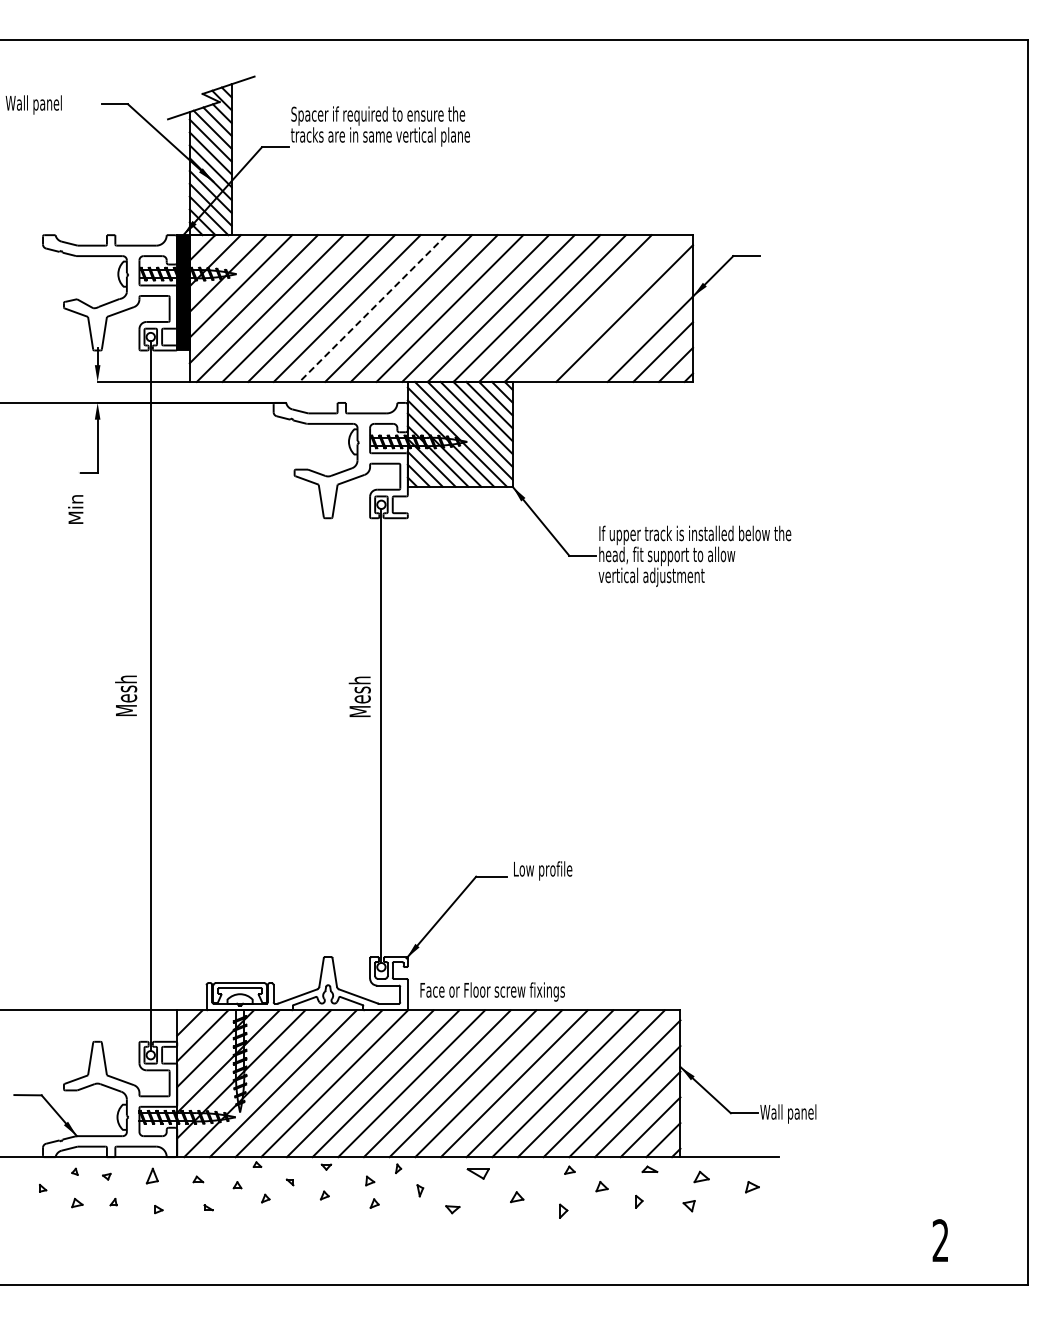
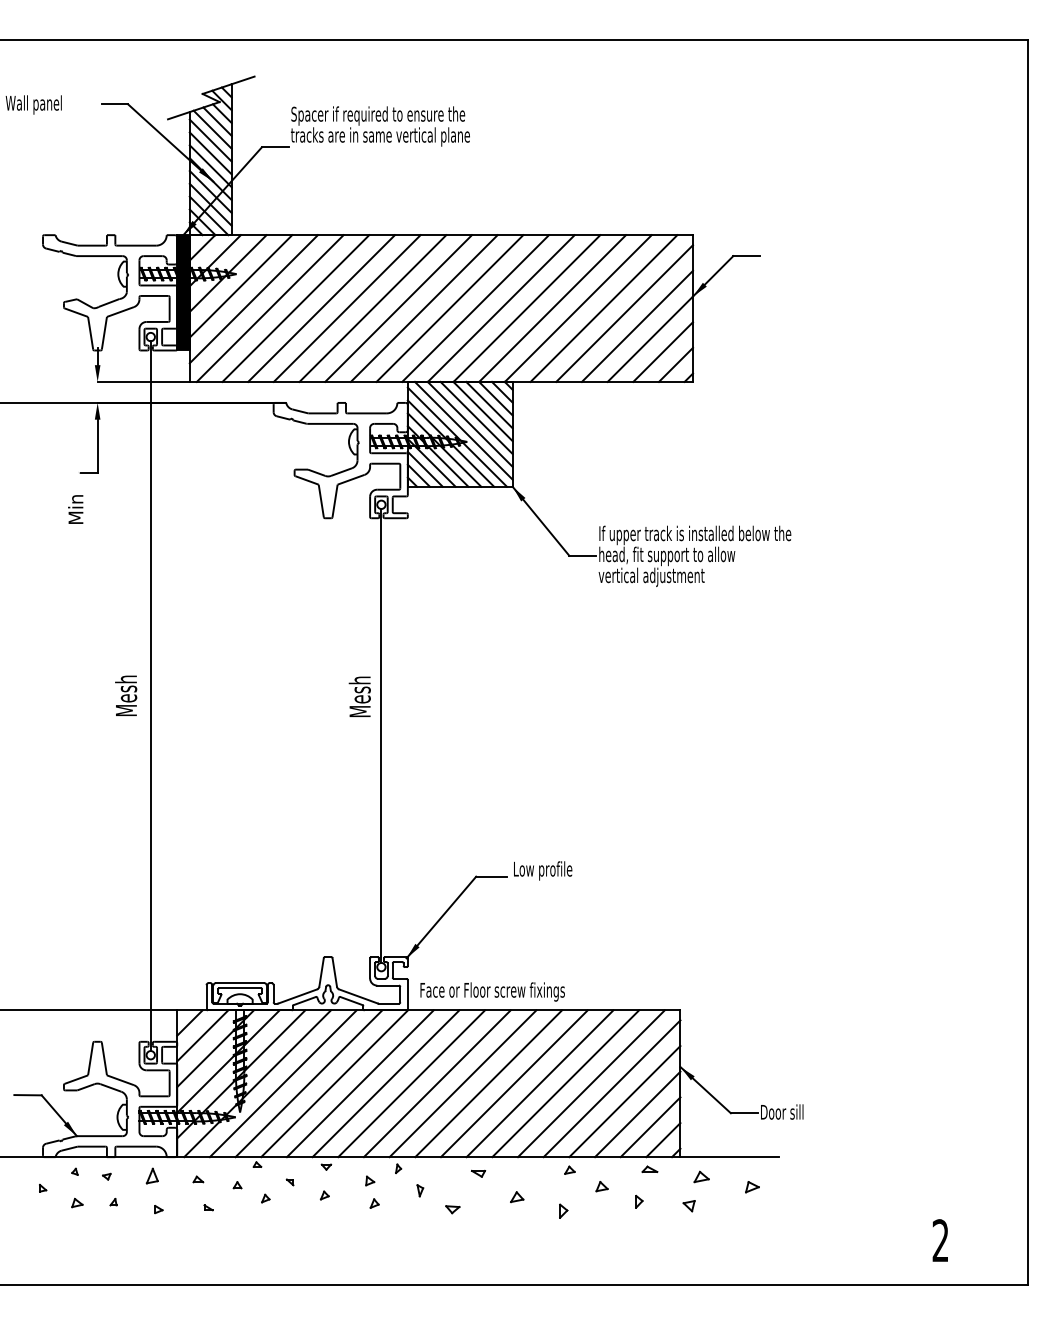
line: dashed -> solid (372, 308)
line: none -> present (603, 308)
line: none -> present (637, 325)
text: Wall panel -> Door sill (788, 1113)
part size: 24x12 px -> 16x9 px (478, 1173)
